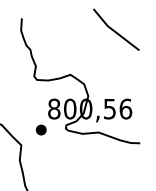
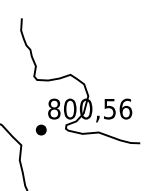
part: present -> none (116, 29)
